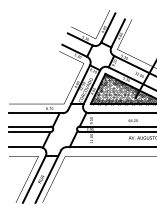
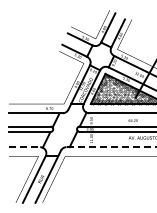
line: solid -> dashed (24, 147)
line: solid -> dashed (111, 147)
